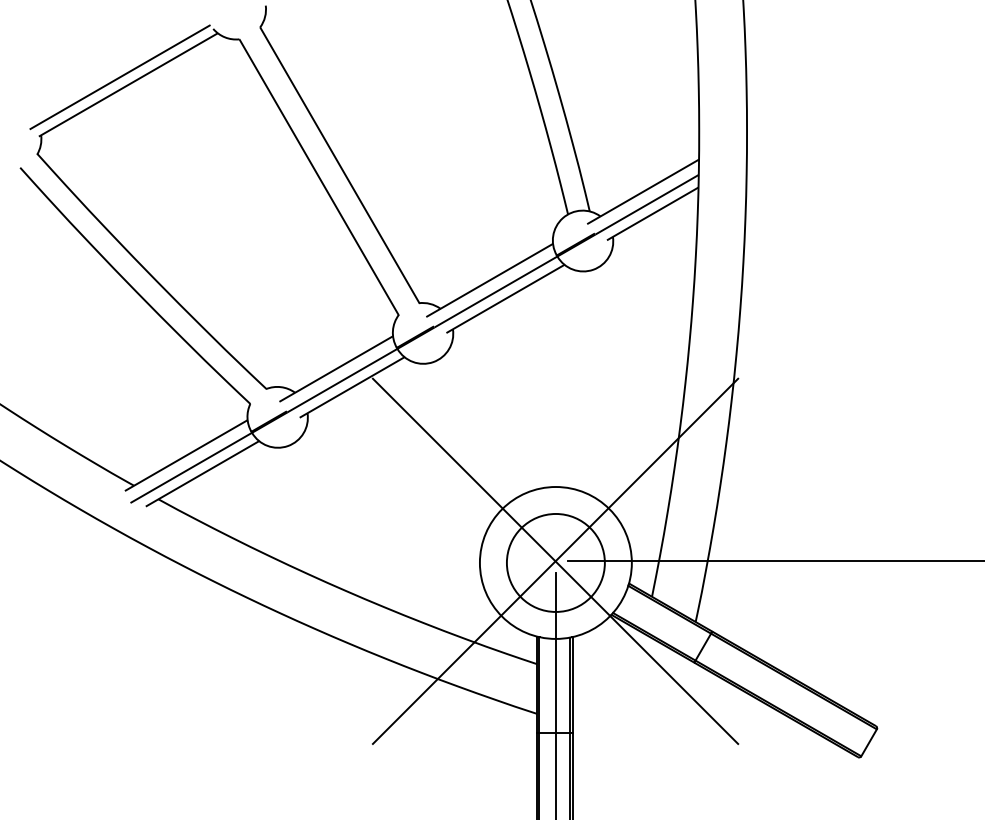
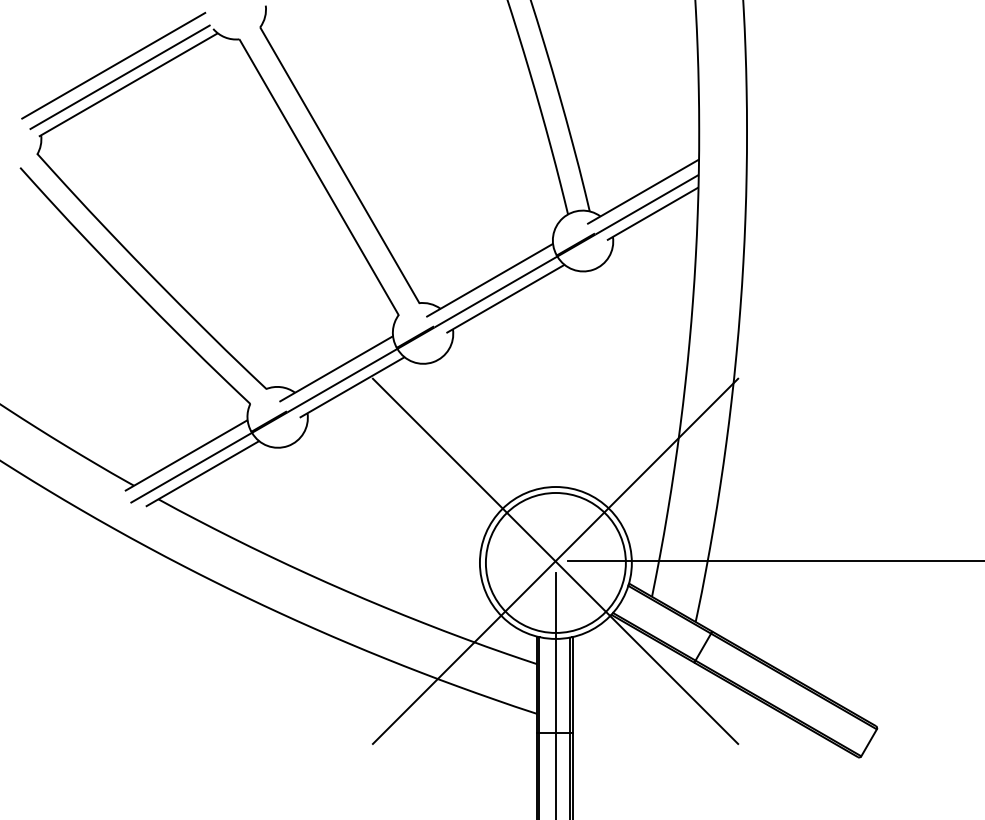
line: none -> present (113, 65)
circle diameter: 98 px -> 140 px (555, 562)
